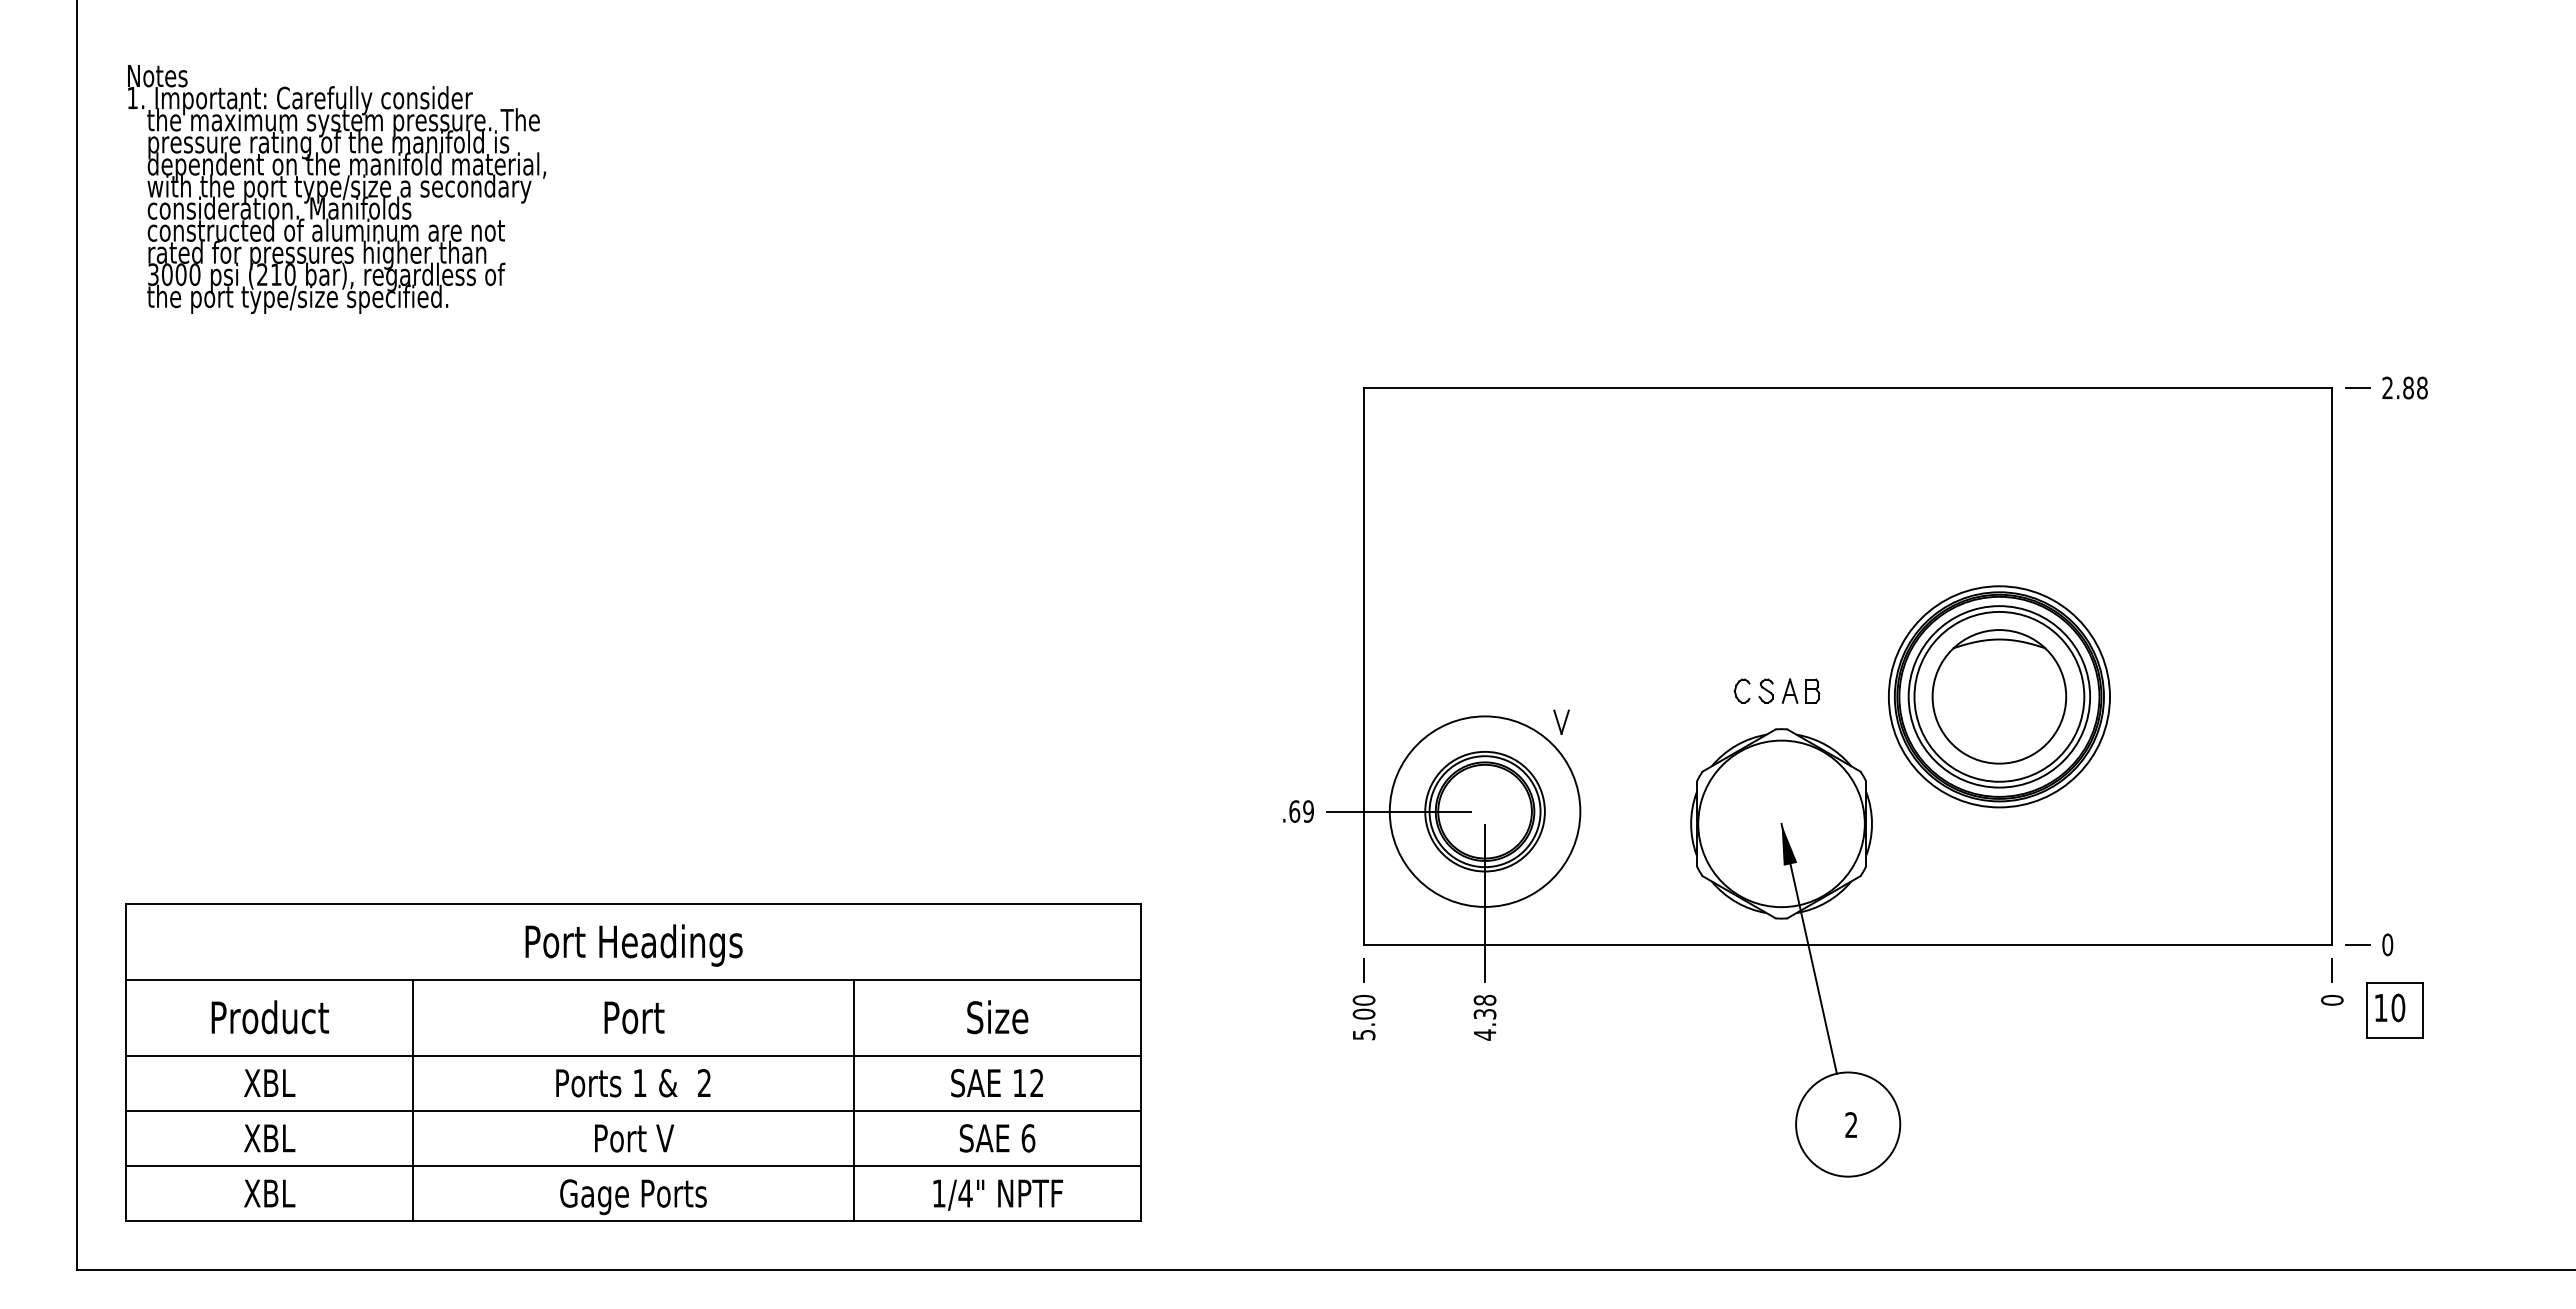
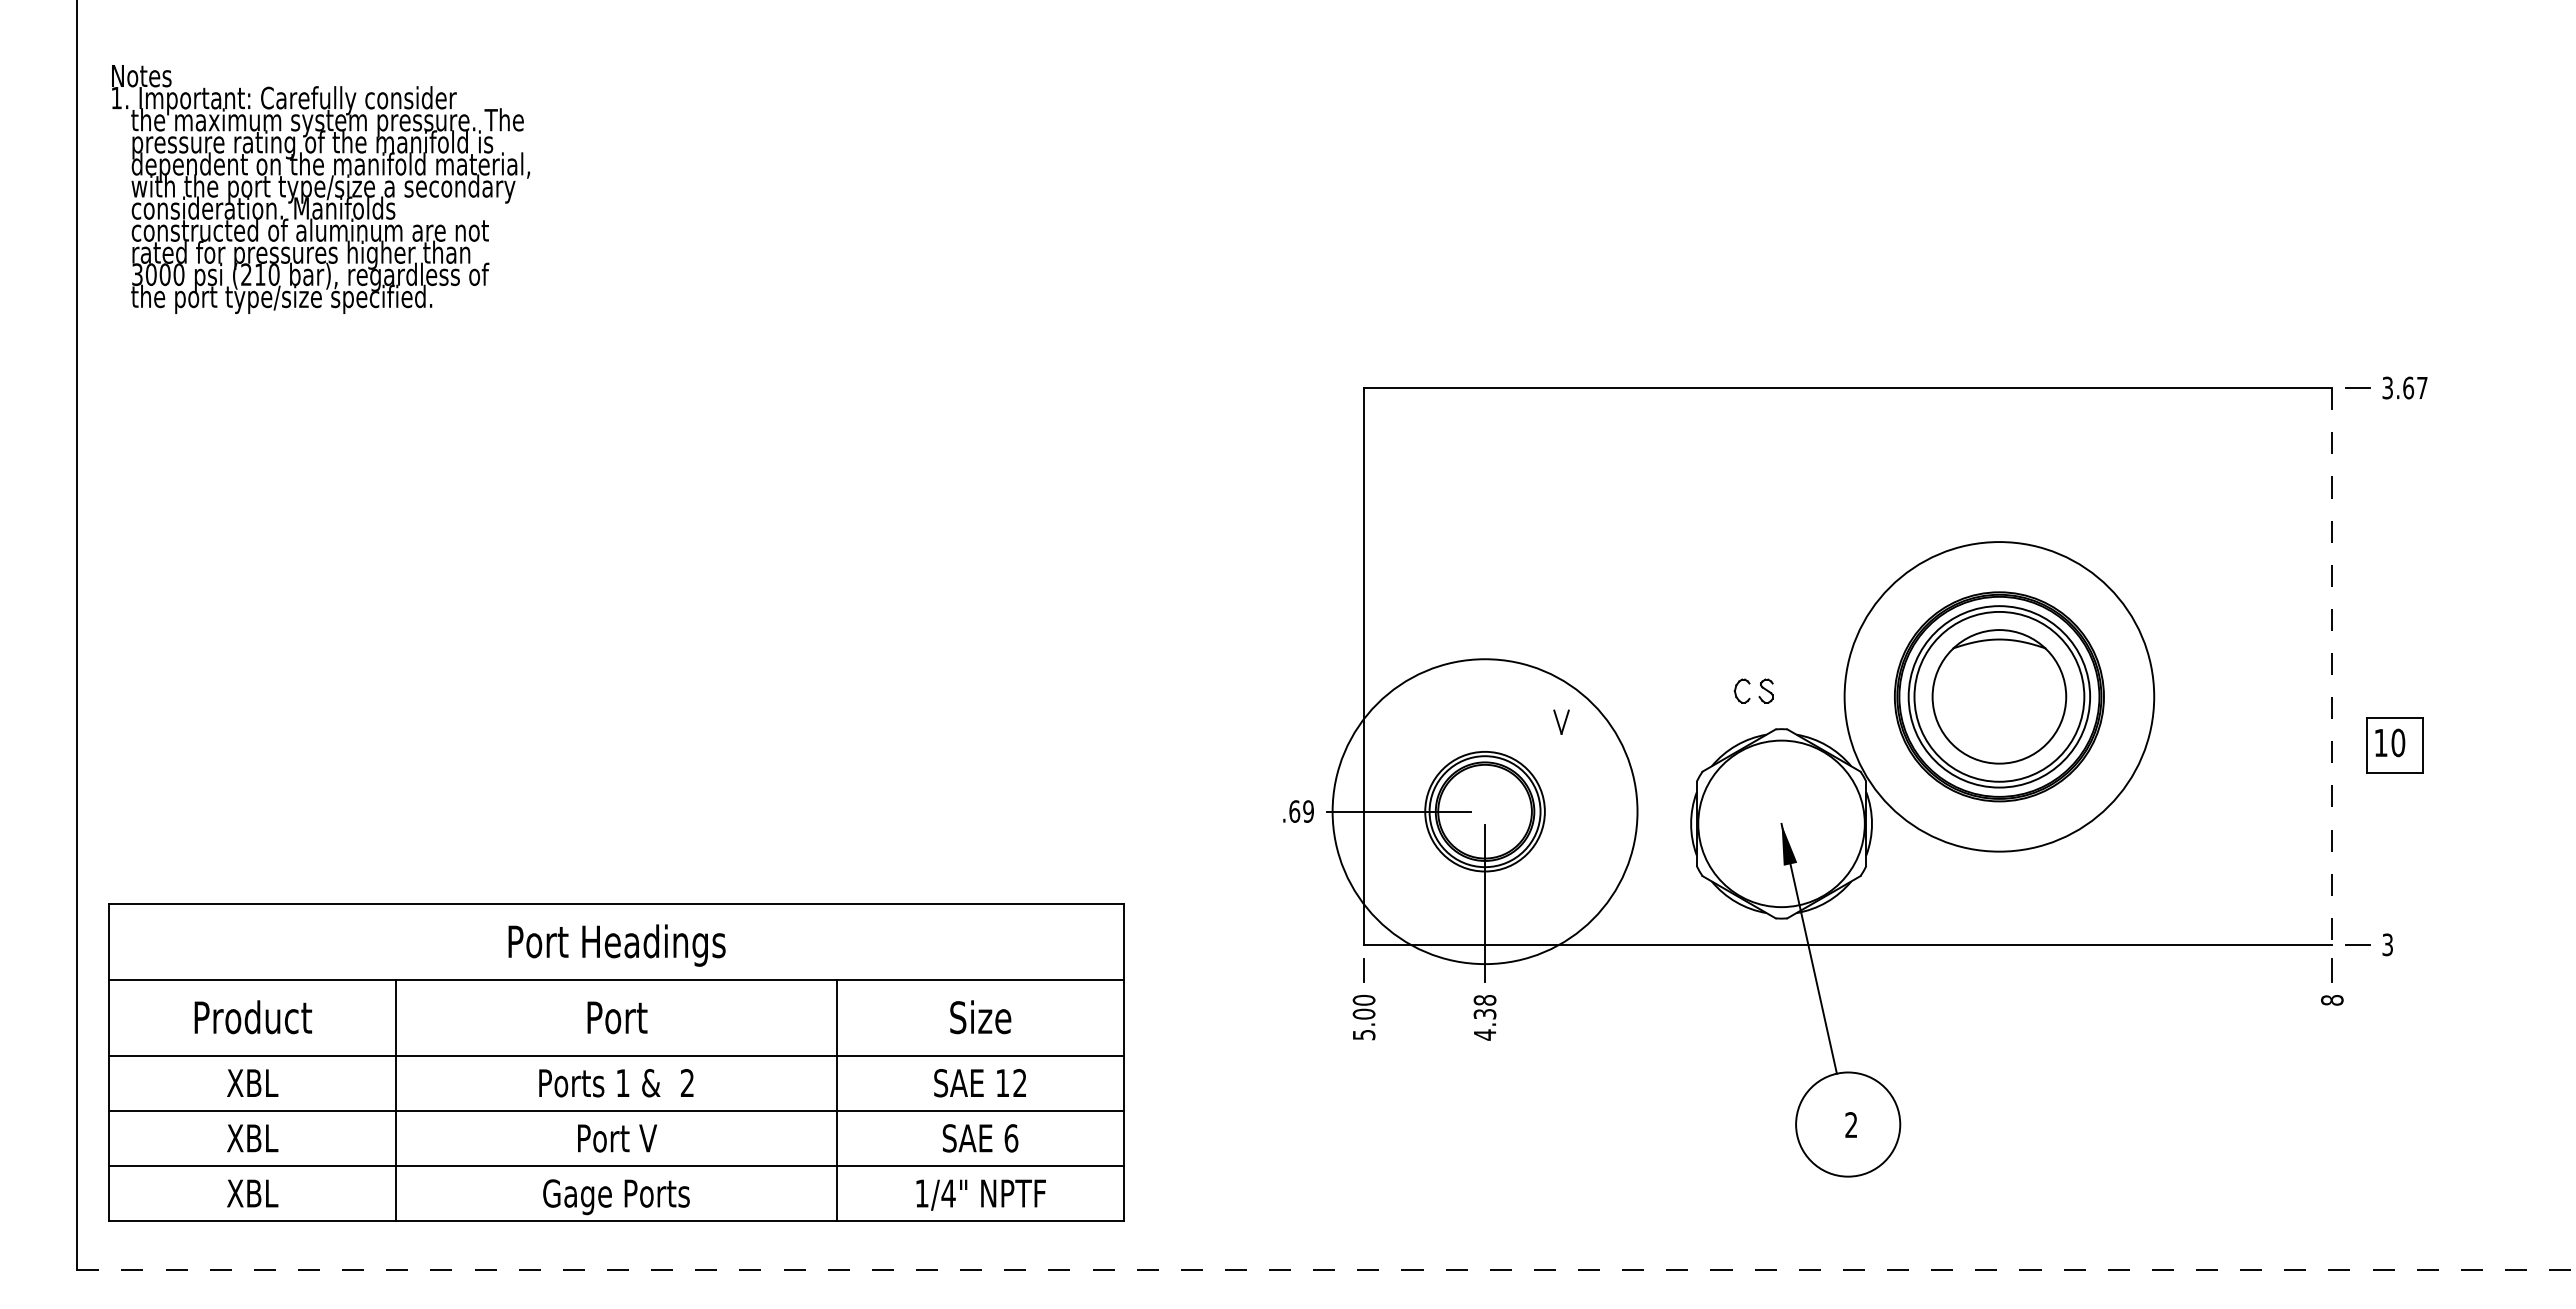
text position: (336, 189) -> (320, 189) (320, 189)
text: 2.88 -> 3.67 (2404, 387)
line: solid -> dashed (2332, 667)
part: present -> none (1800, 690)
circle diameter: 221 px -> 310 px (1999, 696)
circle diameter: 191 px -> 305 px (1484, 811)
text: 0 -> 3 (2387, 944)
text: 0 -> 8 (2332, 999)
part position: (2394, 1010) -> (2394, 745) (2394, 745)
part position: (633, 1062) -> (616, 1062) (616, 1062)
line: solid -> dashed (1327, 1269)
